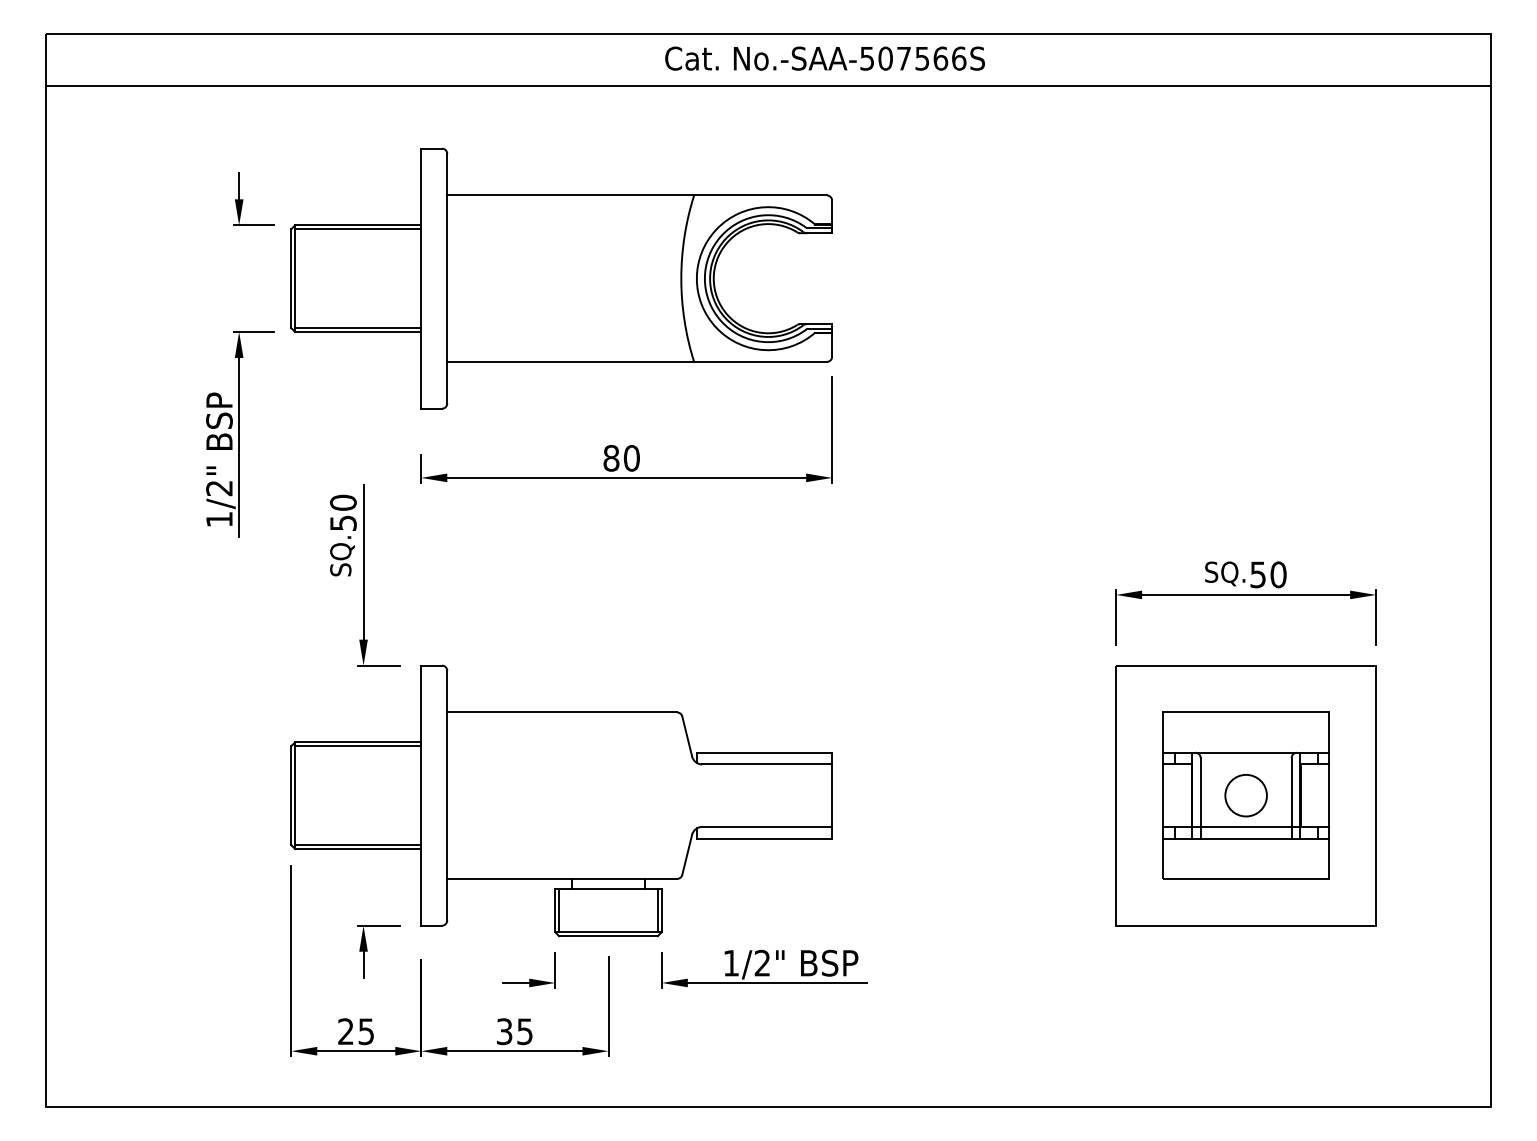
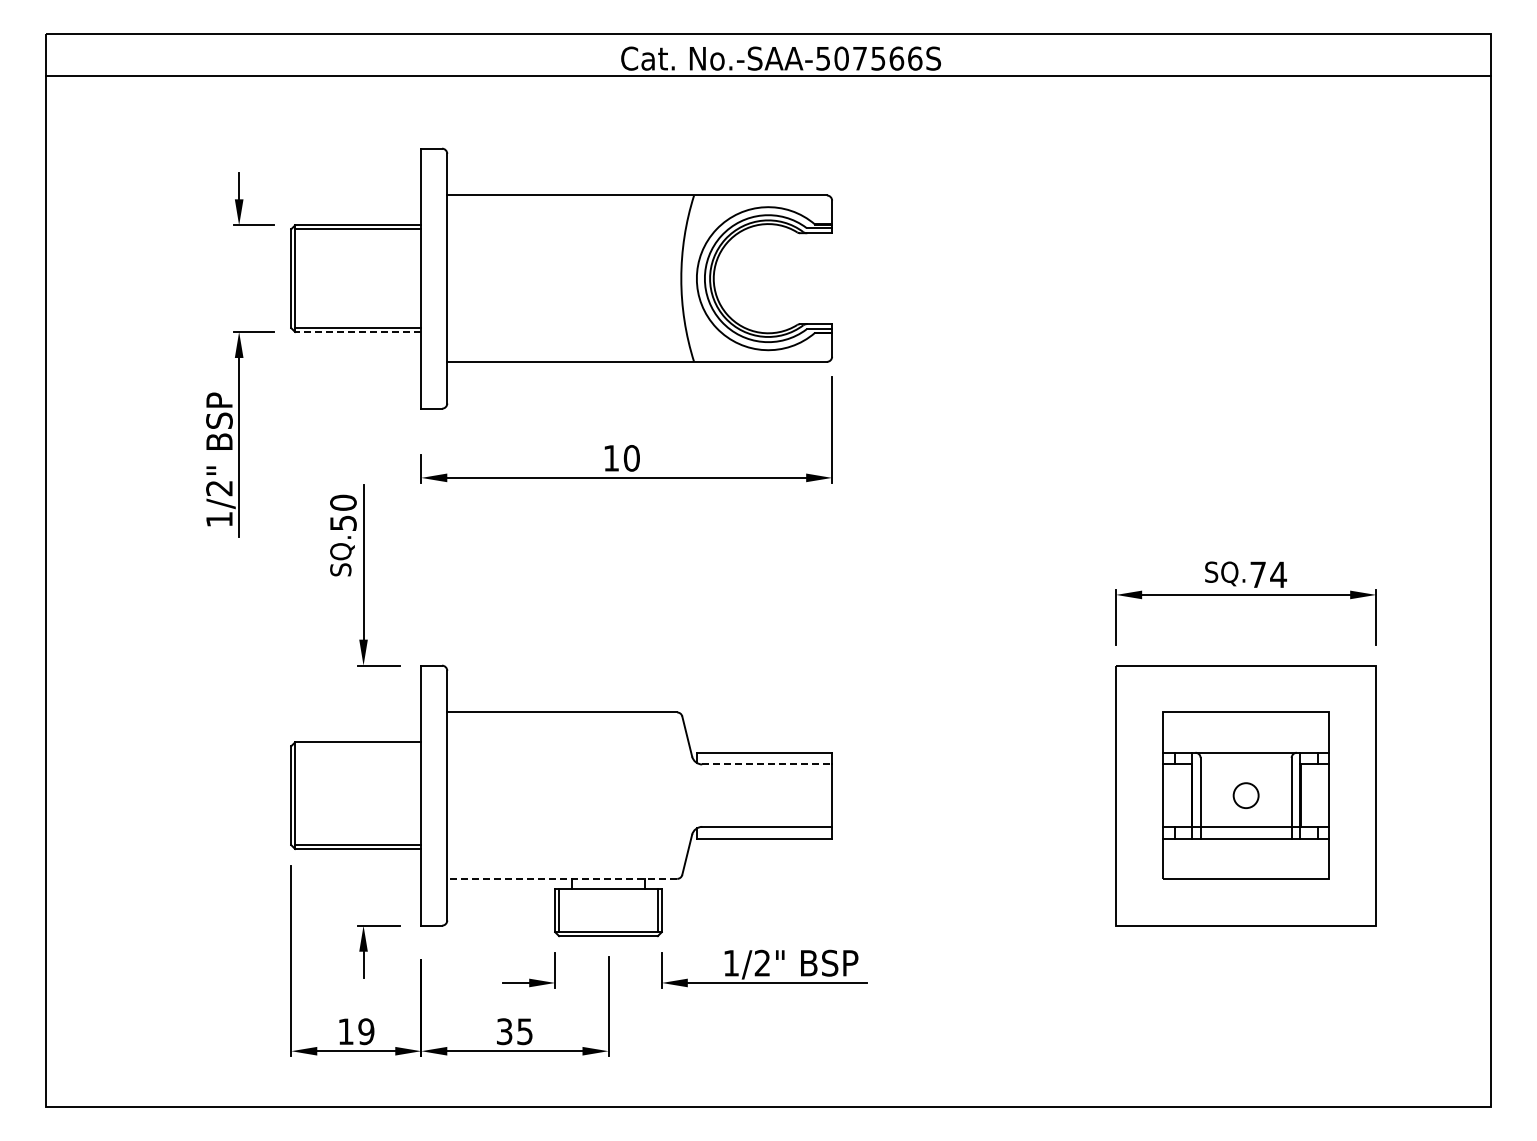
text position: (824, 58) -> (780, 58) (780, 58)
line position: (768, 86) -> (768, 76) (768, 76)
line: solid -> dashed (357, 332)
text: 80 -> 10 (611, 458)
text: 50 -> 74 (1268, 574)
line: present -> none (358, 746)
line: solid -> dashed (767, 764)
circle diameter: 42 px -> 25 px (1245, 795)
line: solid -> dashed (562, 878)
text: 25 -> 19 (356, 1031)
